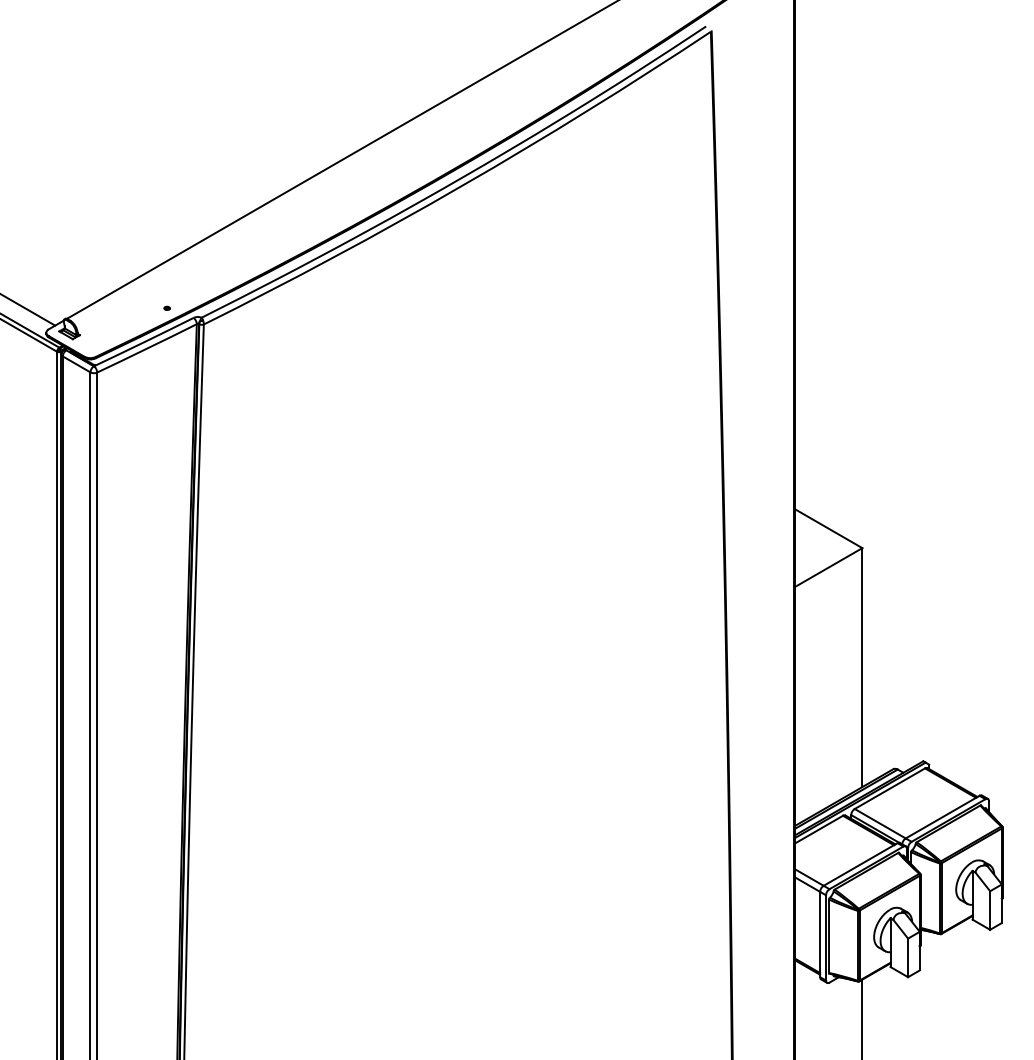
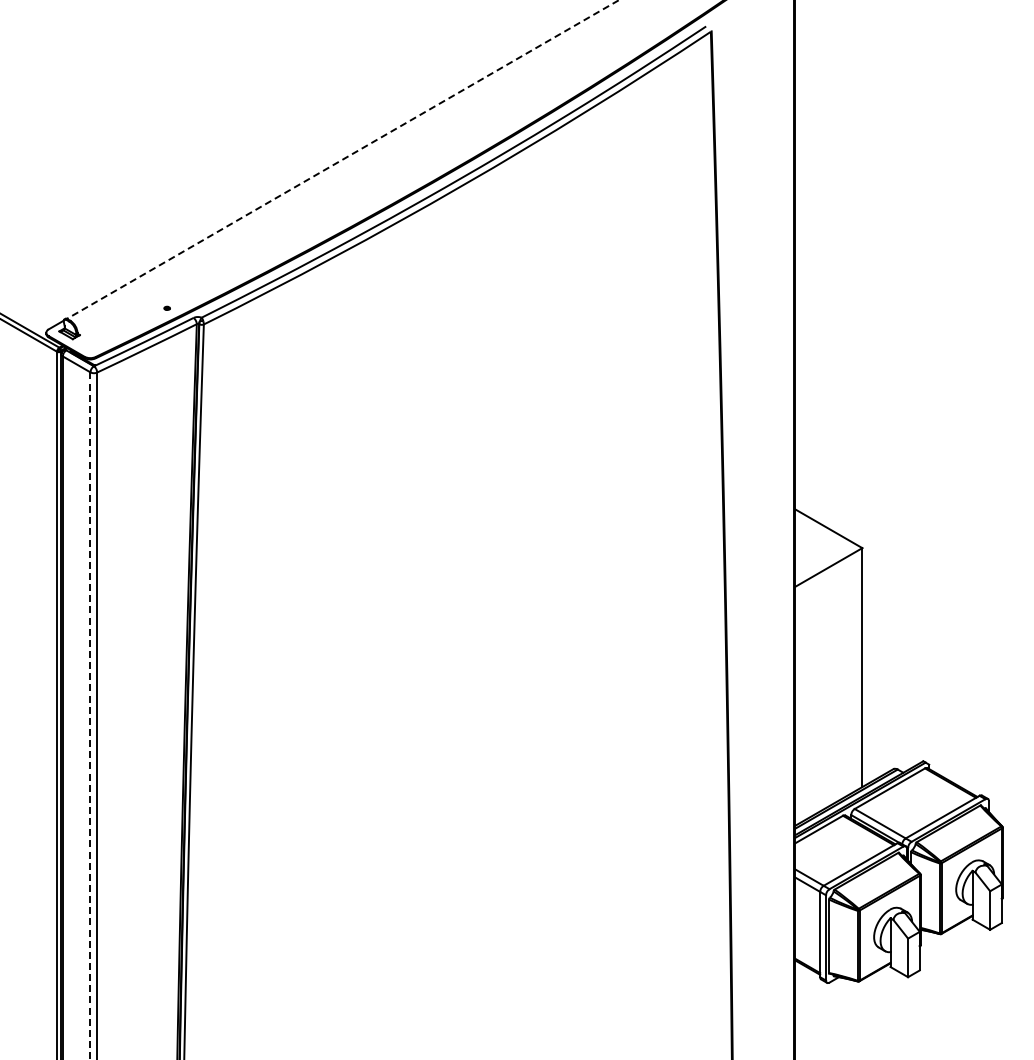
line: solid -> dashed (343, 159)
line: present -> none (28, 310)
line: solid -> dashed (90, 716)
line: present -> none (862, 1017)
